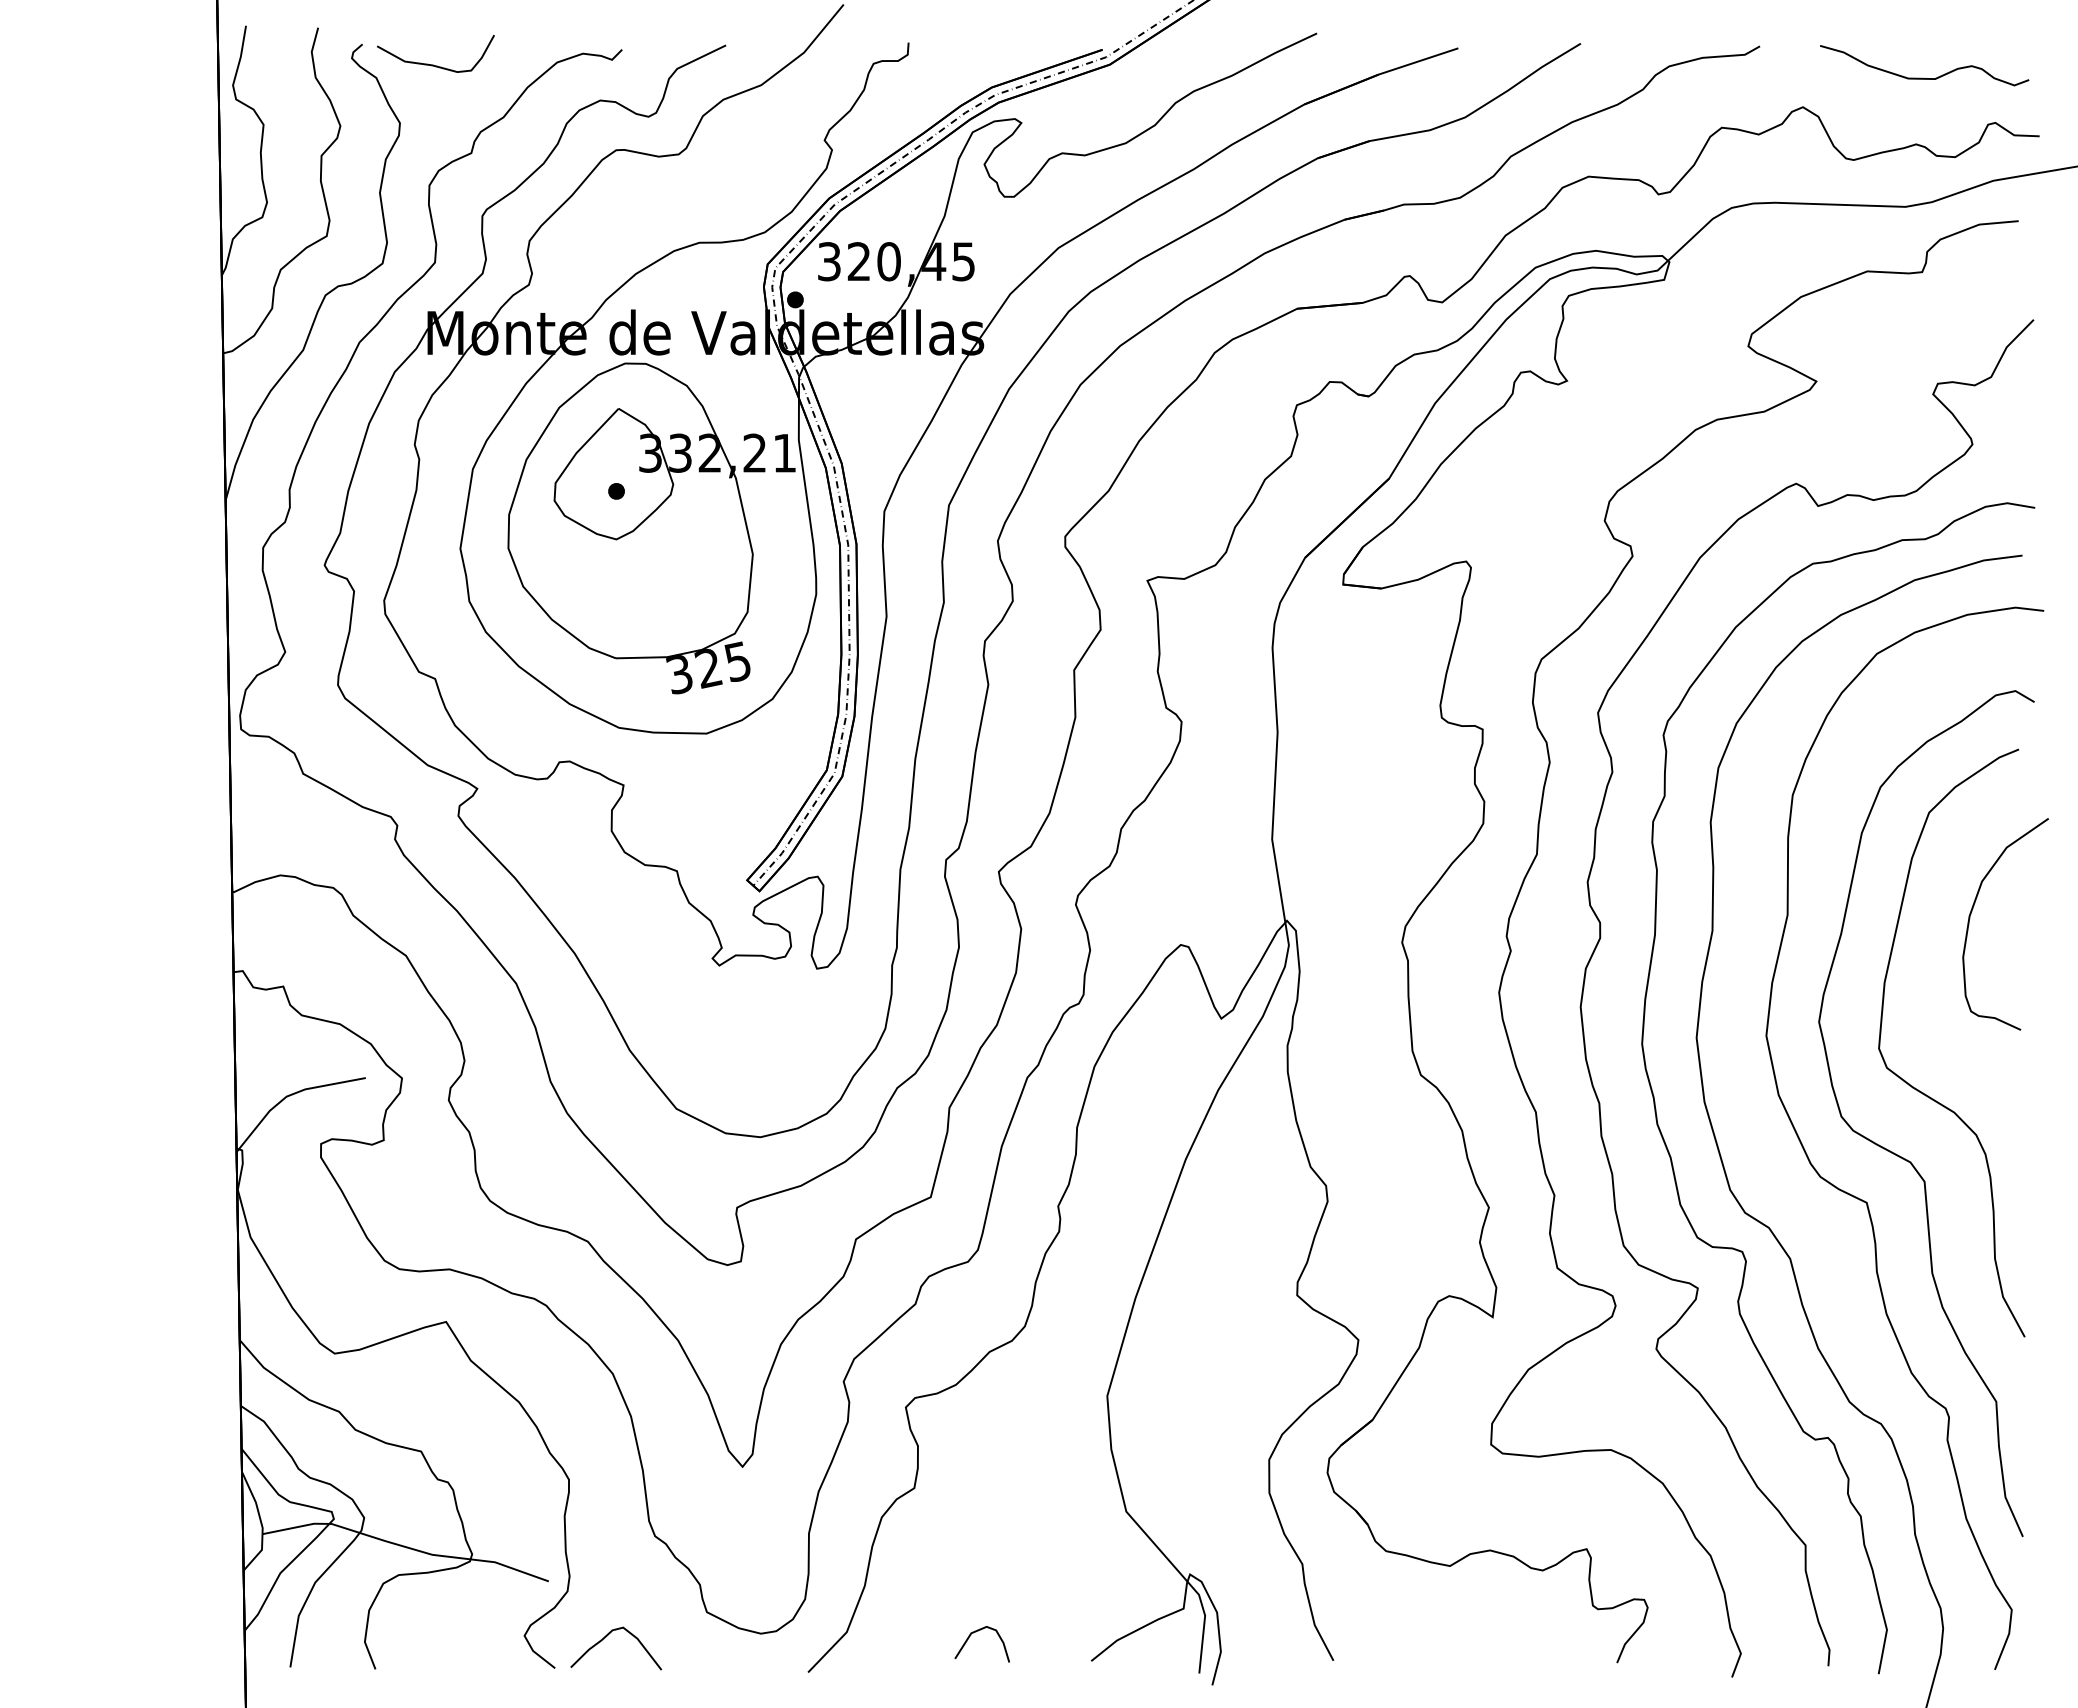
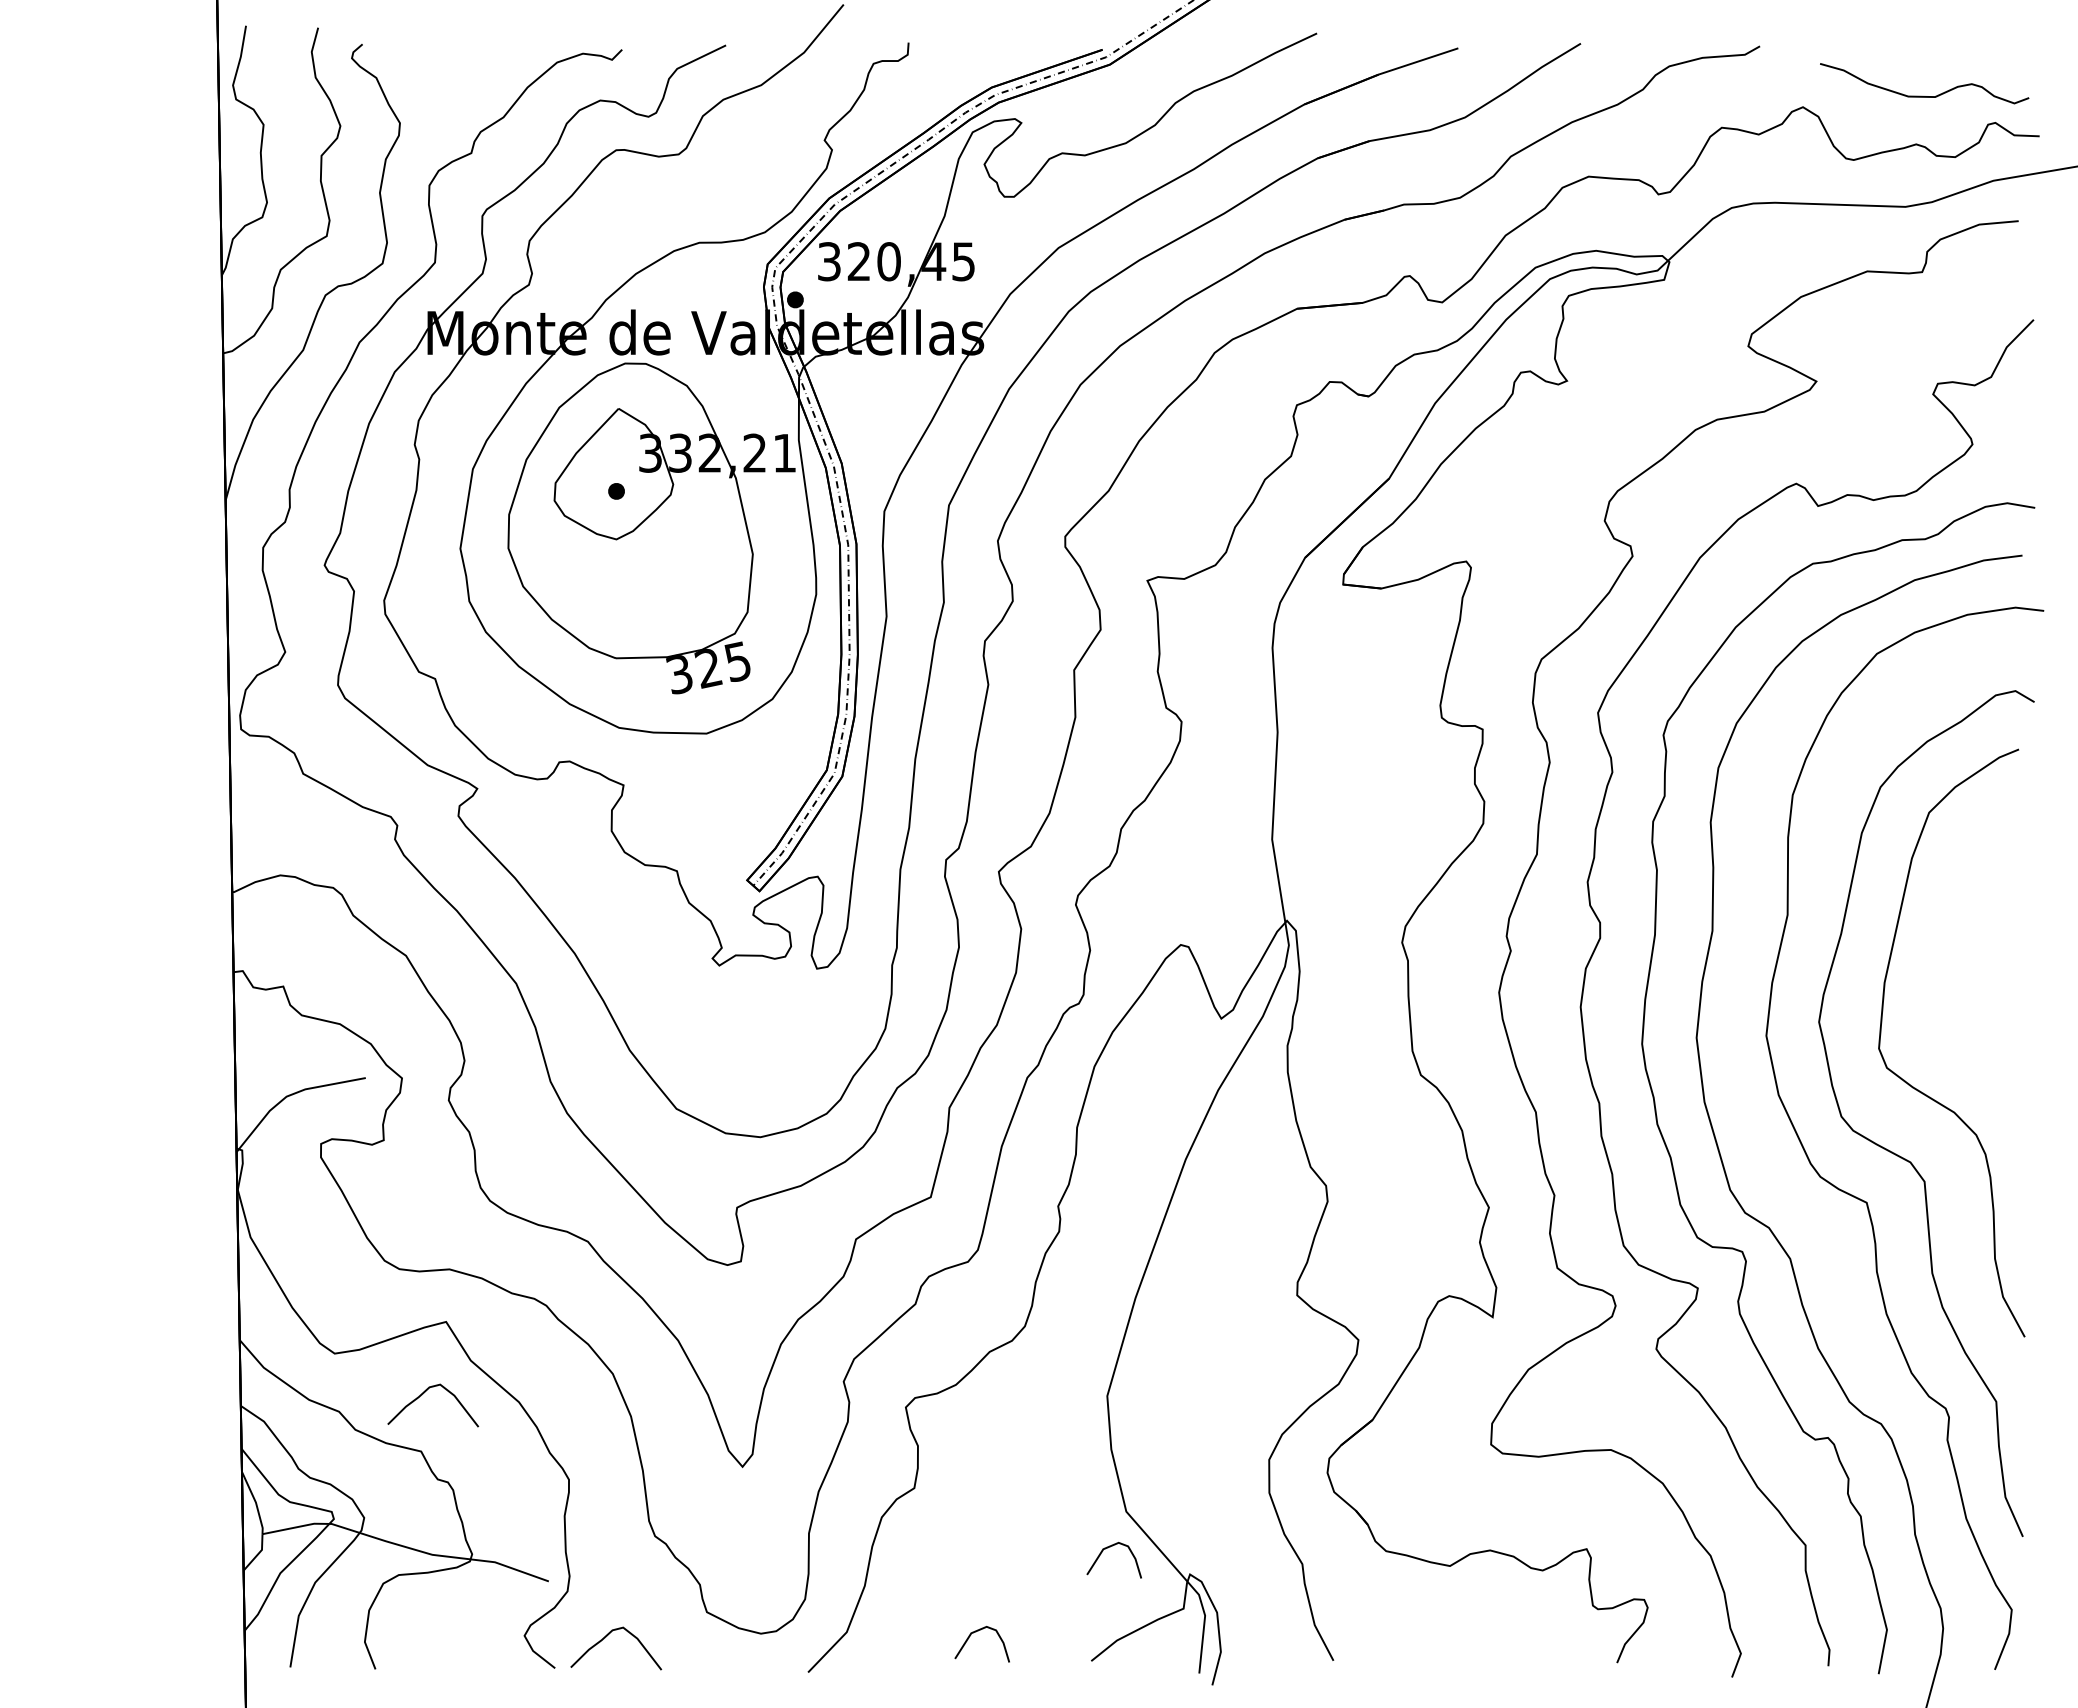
curve: present -> none (433, 64)
curve position: (1922, 77) -> (1922, 95) (1922, 95)
curve: present -> none (1971, 914)
curve: none -> present (423, 1394)
curve: none -> present (1108, 1548)
